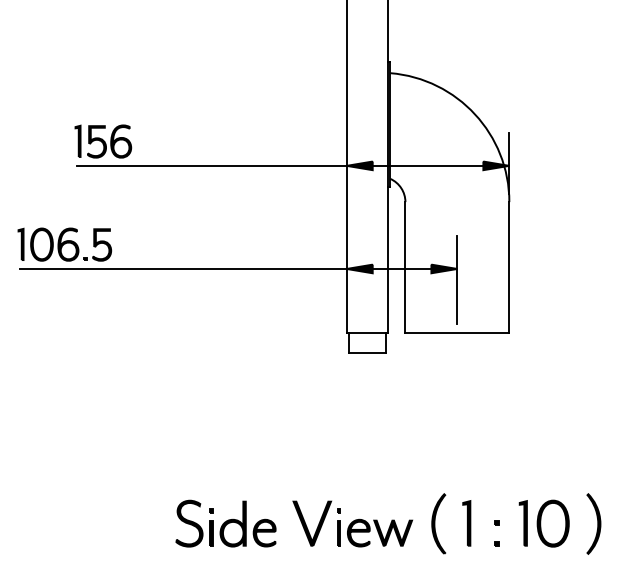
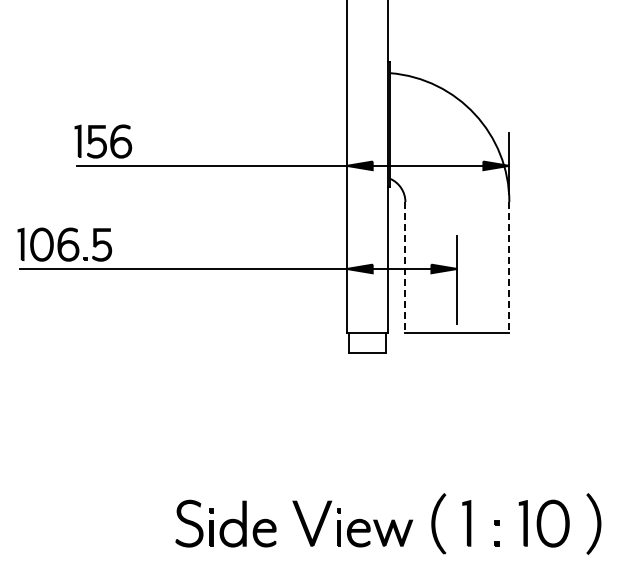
line: solid -> dashed (405, 267)
line: solid -> dashed (509, 267)
